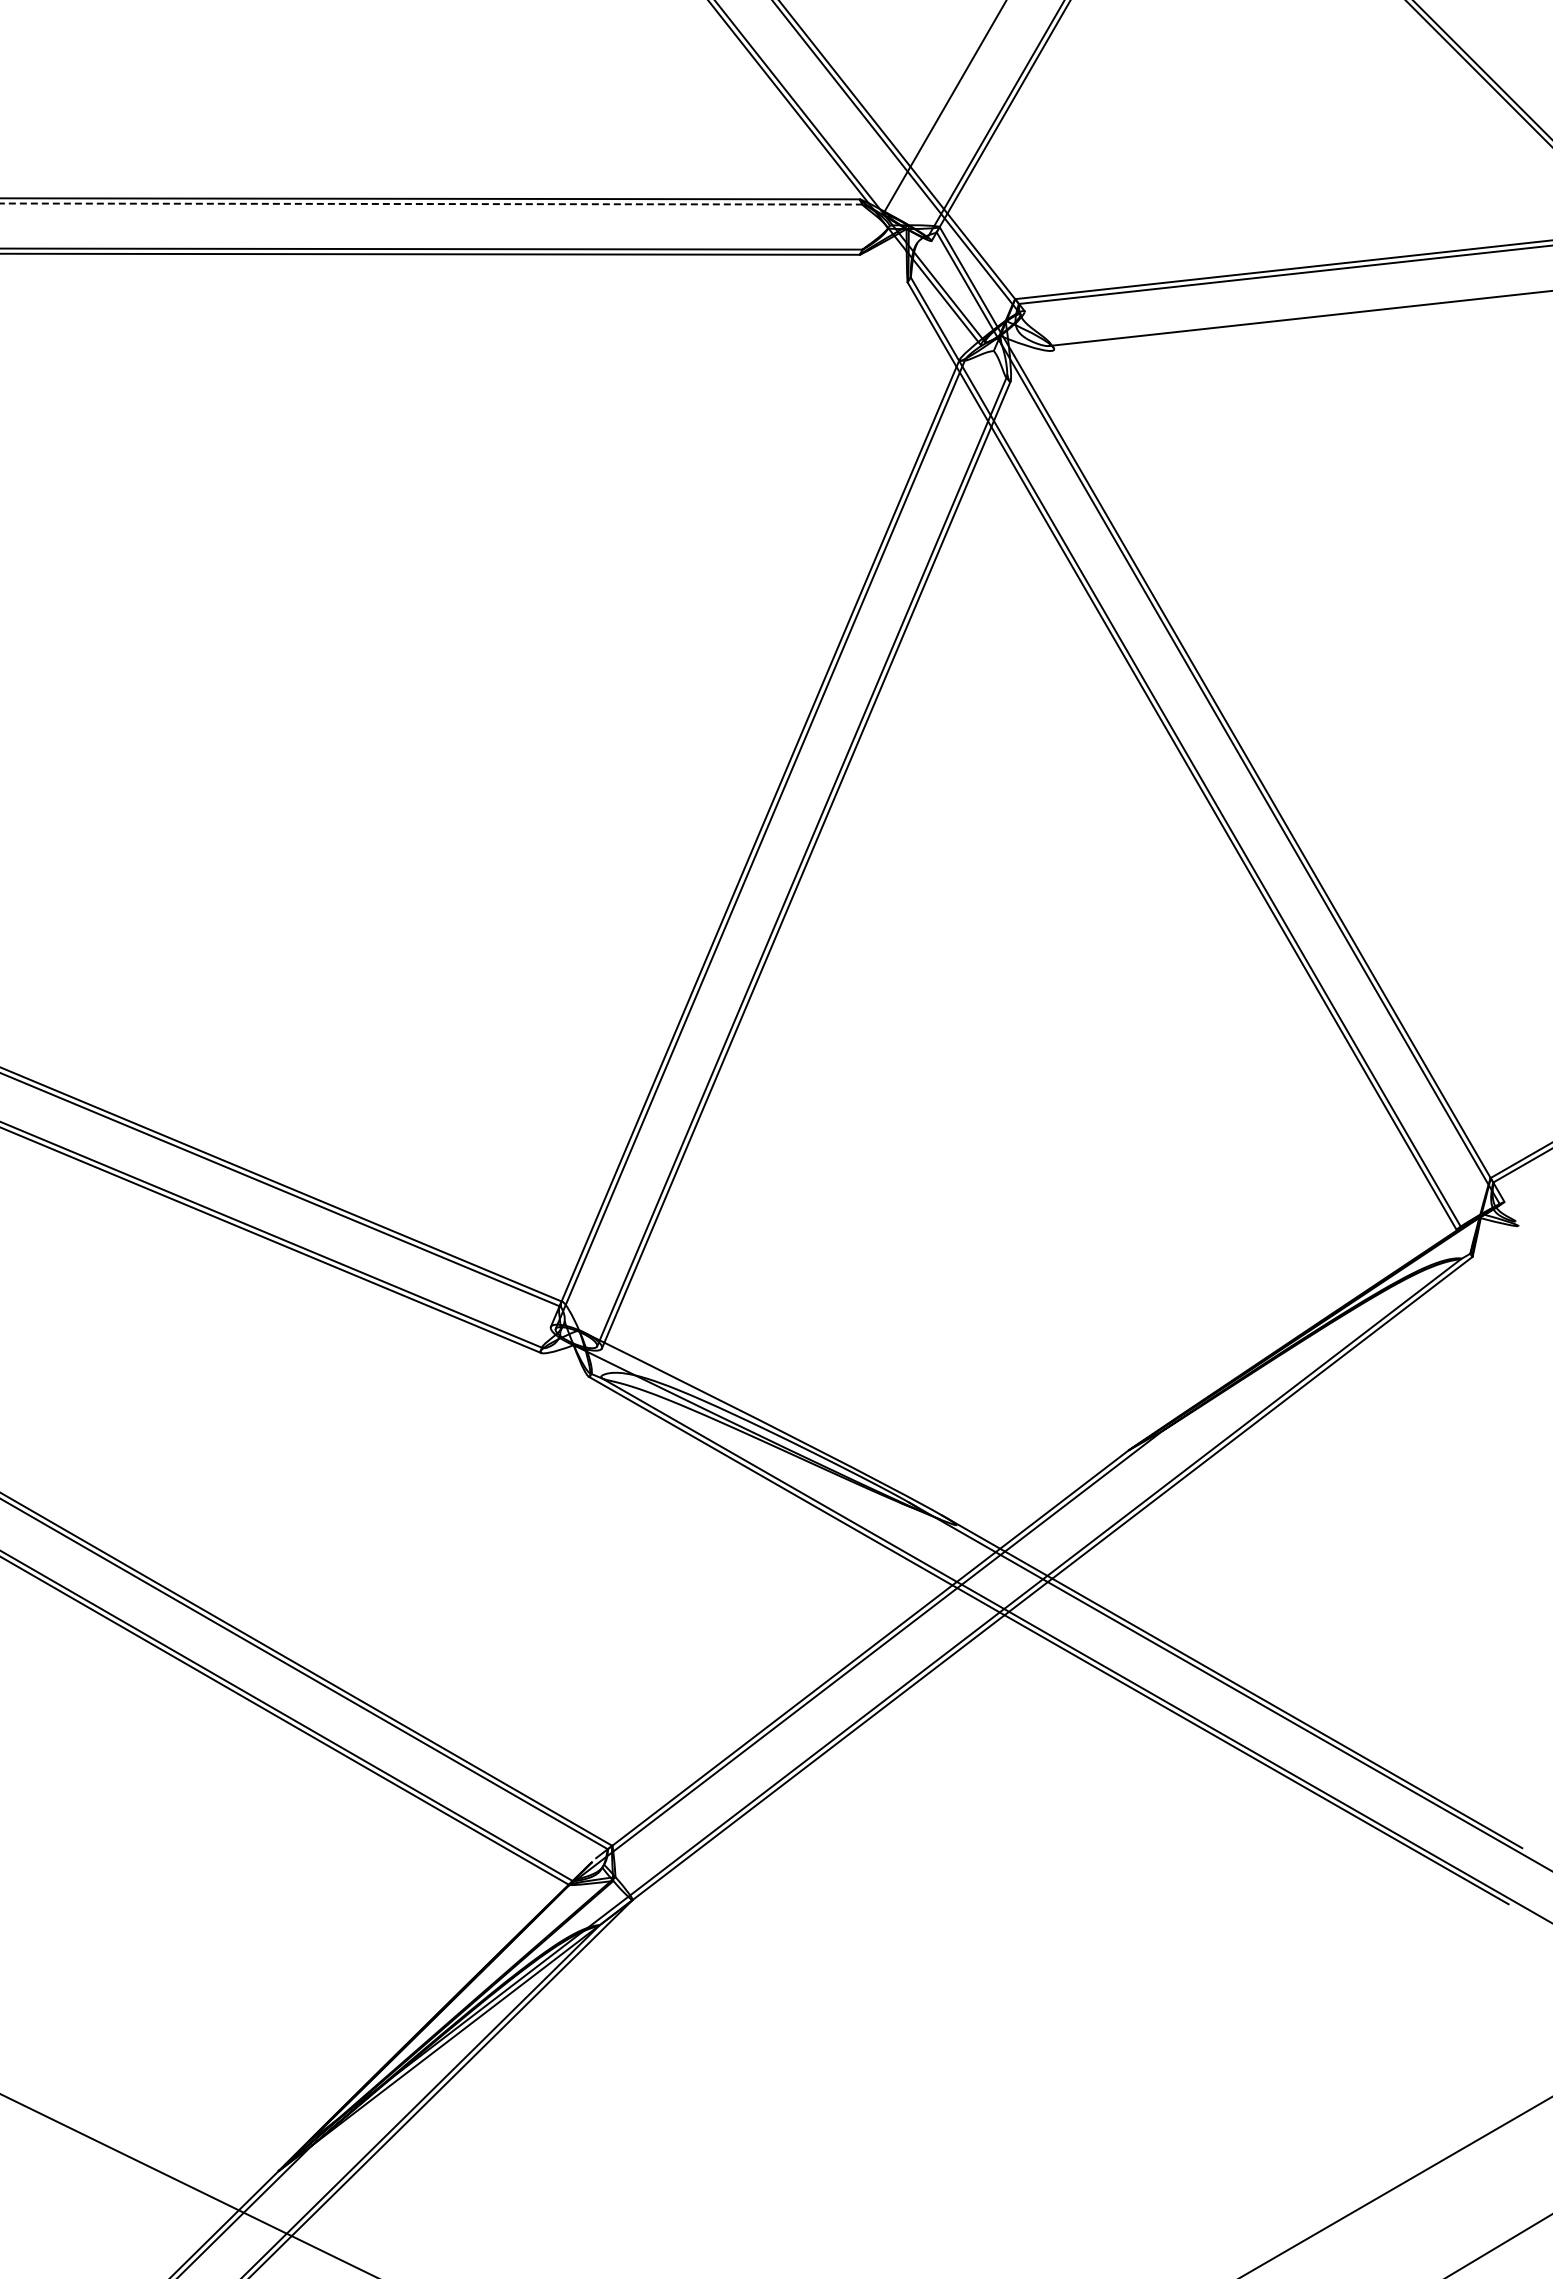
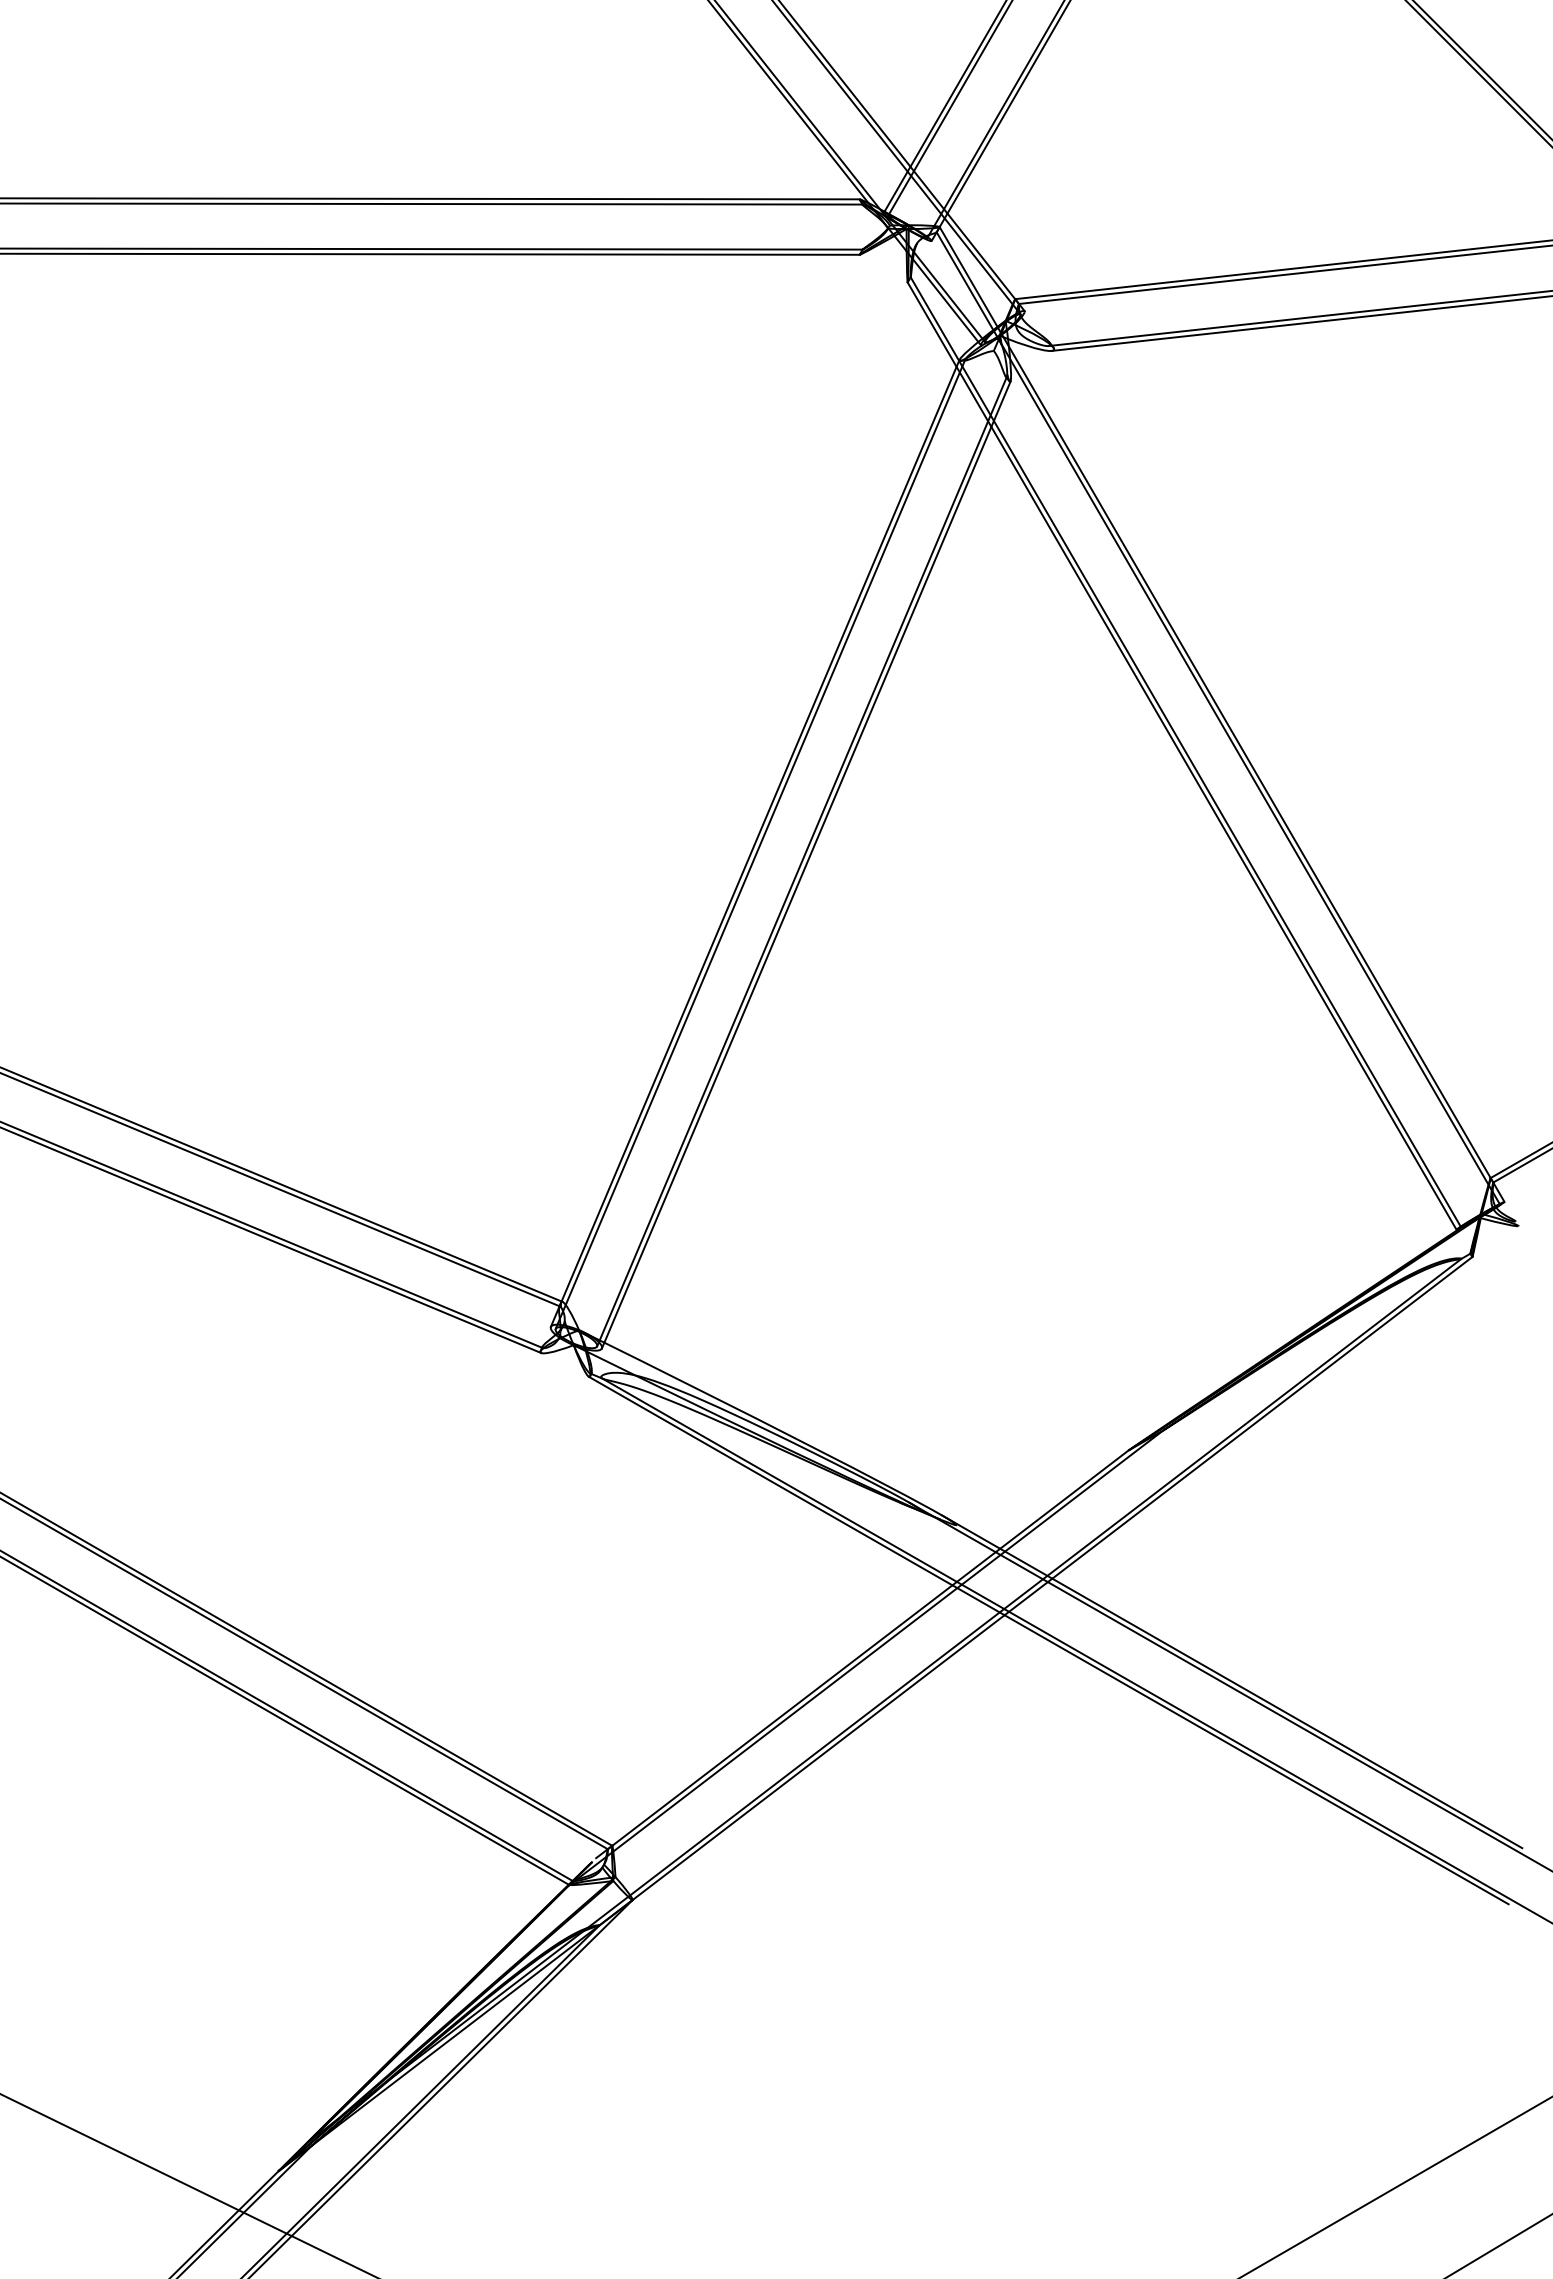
line: none -> present (949, 108)
line: dashed -> solid (431, 204)
line: none -> present (1300, 323)
